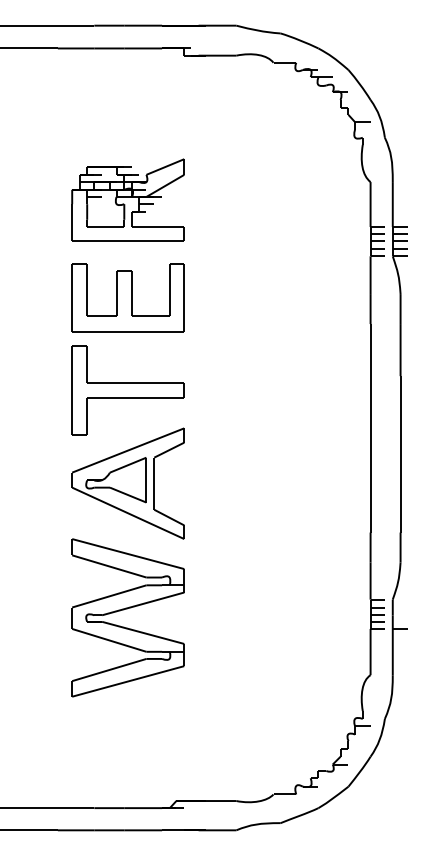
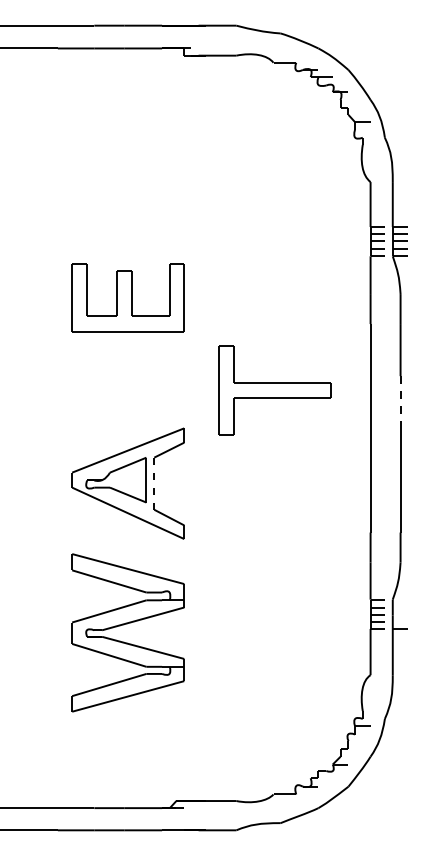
part: present -> none (127, 199)
part position: (127, 390) -> (274, 390) (274, 390)
line: solid -> dashed (400, 402)
line: solid -> dashed (154, 484)
part position: (127, 609) -> (127, 624) (127, 624)
